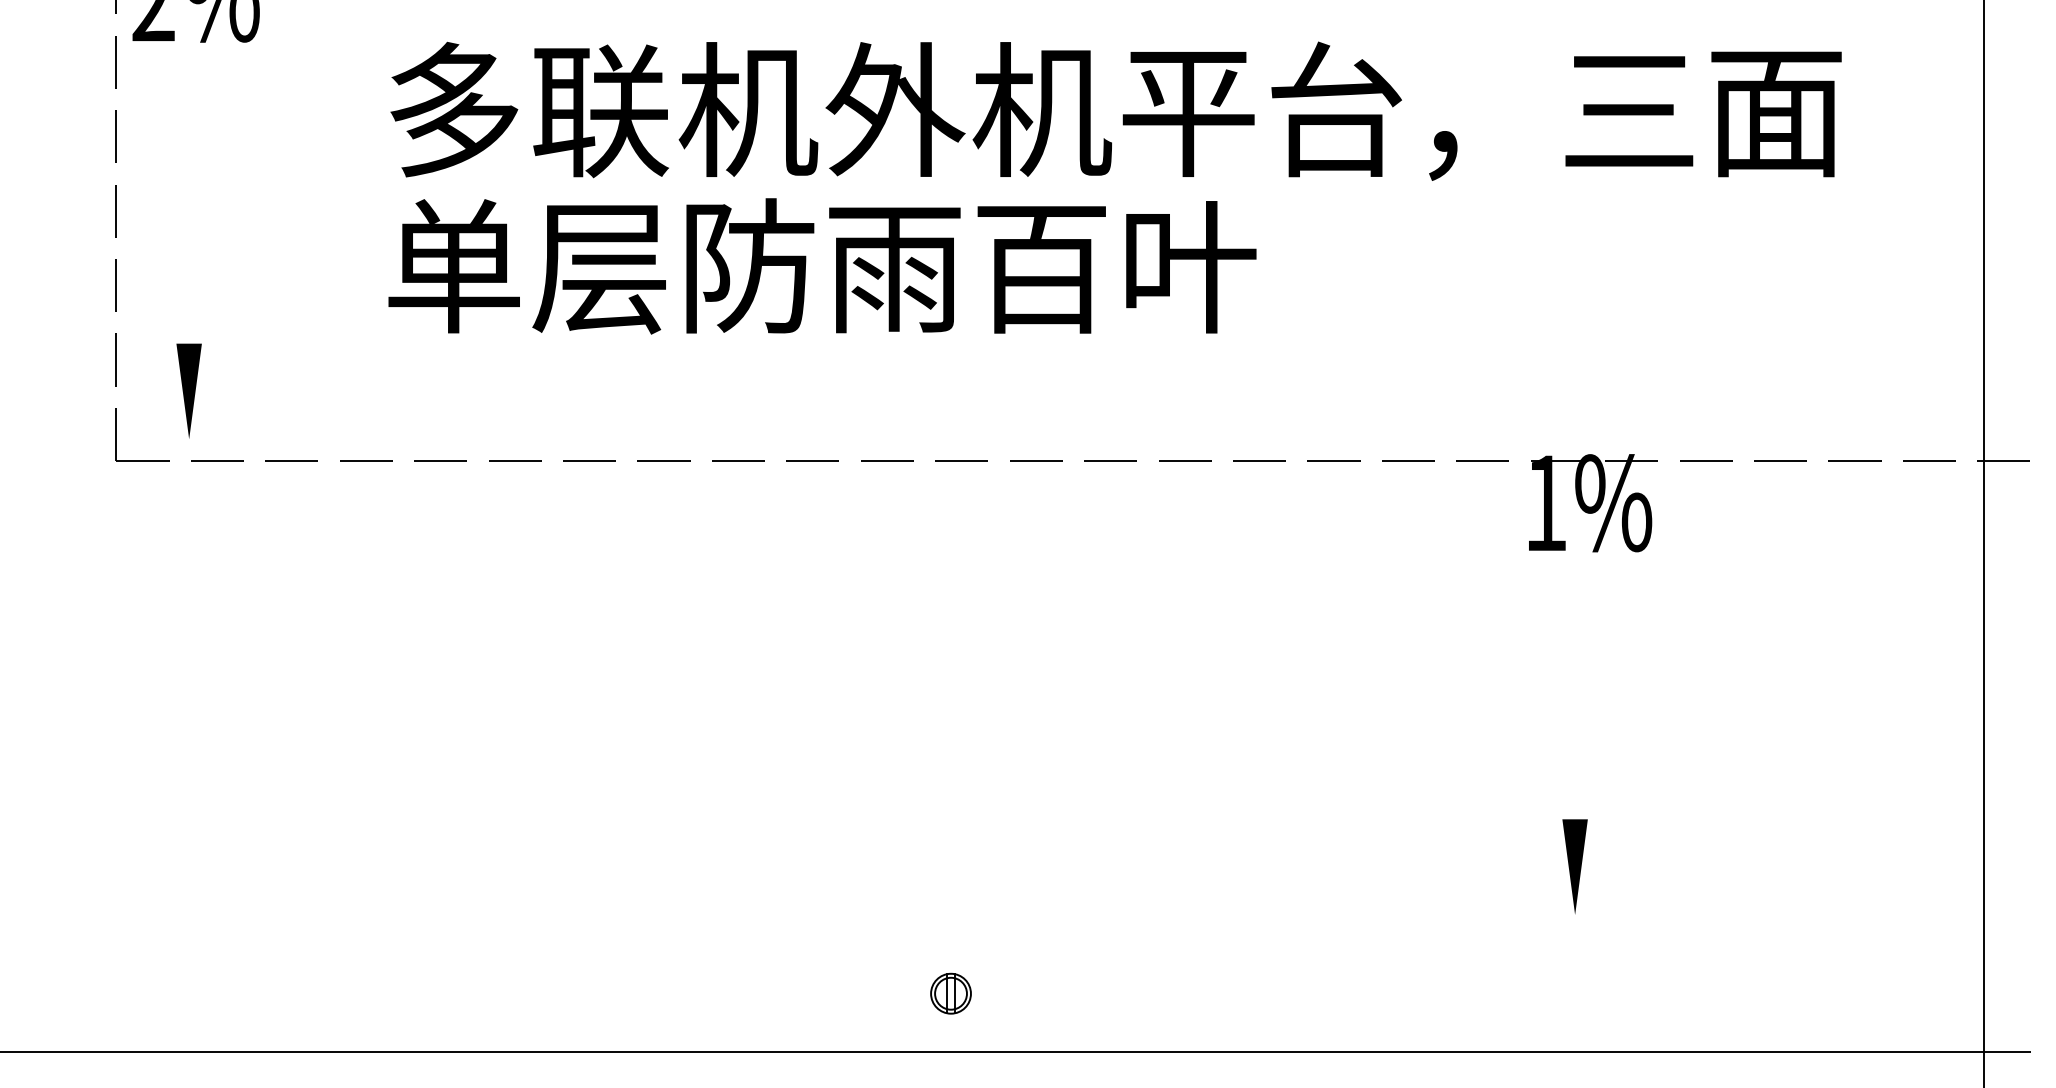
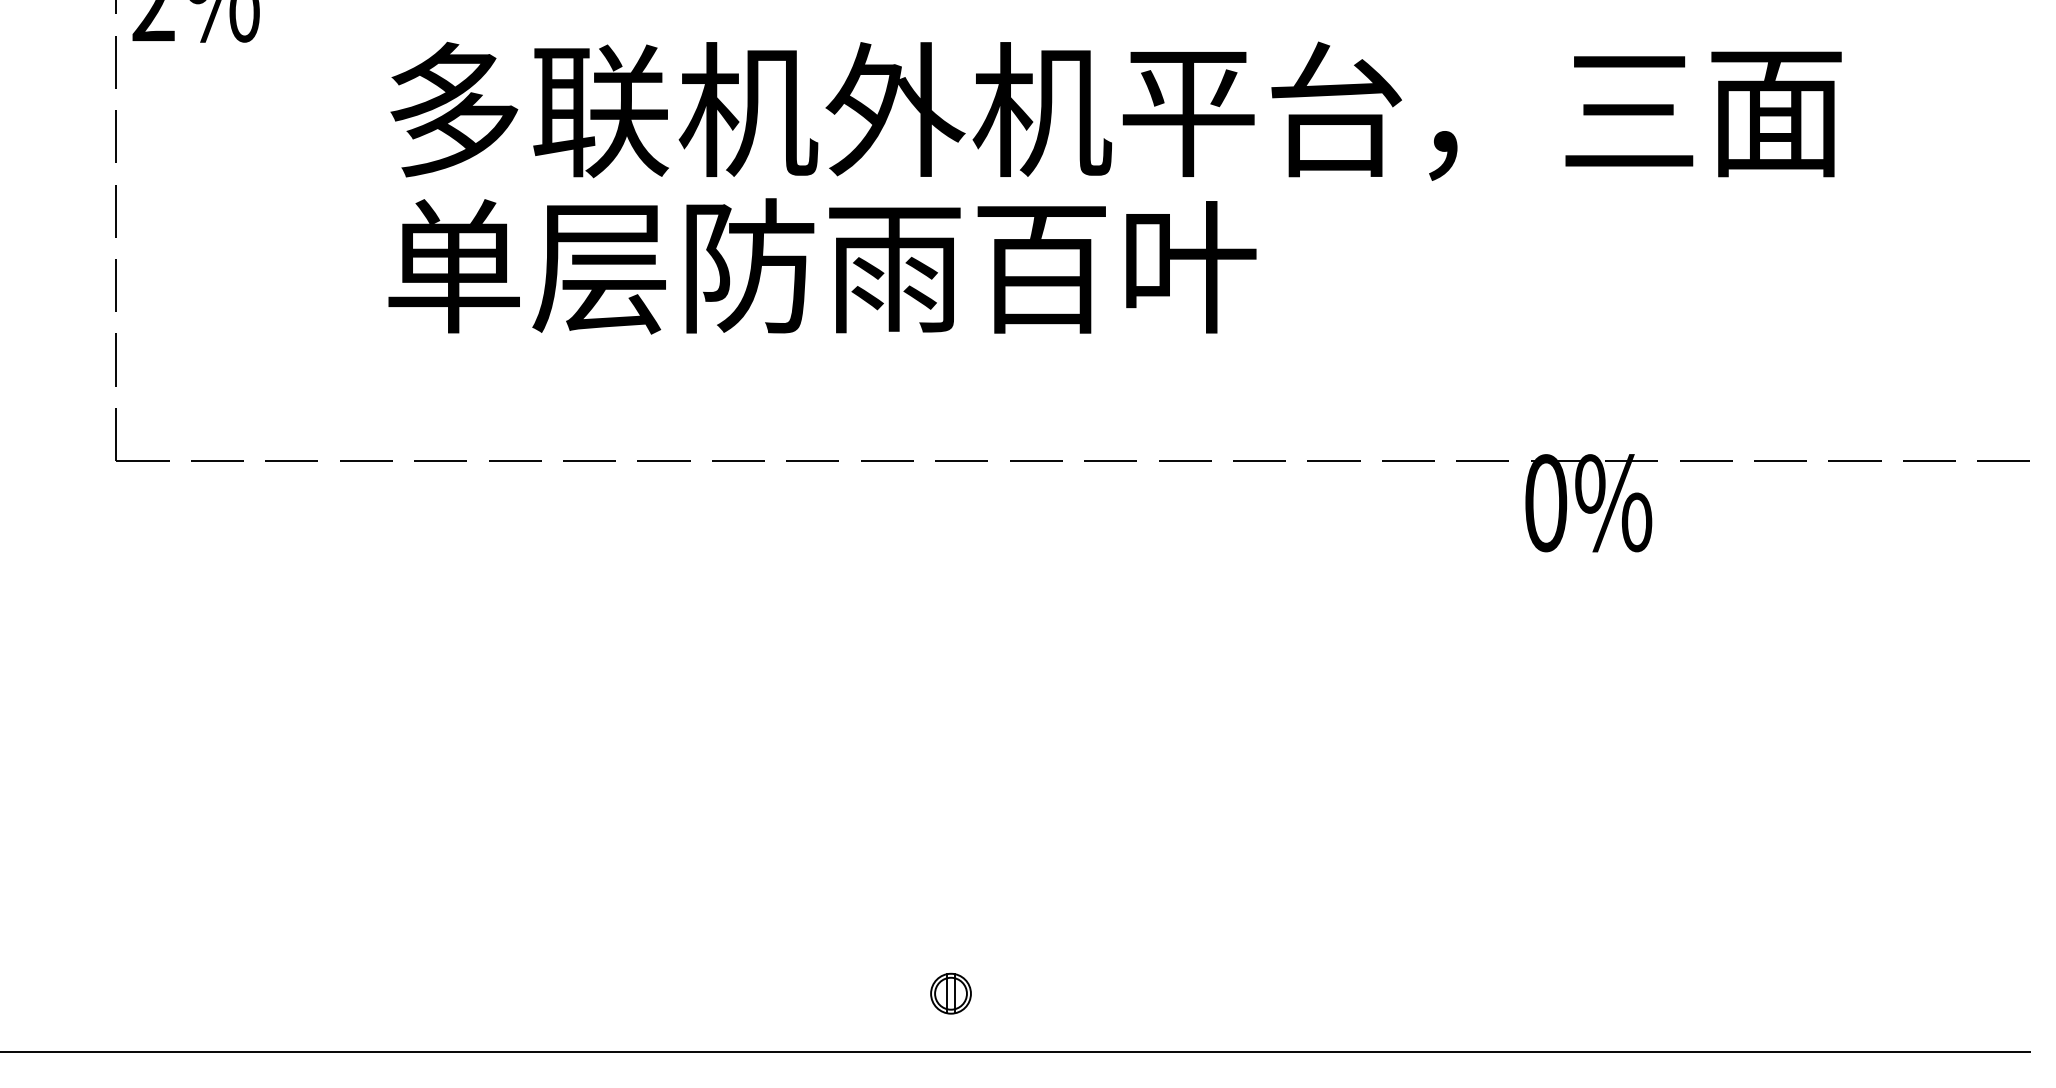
line: present -> none (188, 390)
text: 1% -> 0% (1546, 503)
line: present -> none (1983, 543)
line: present -> none (1574, 866)
